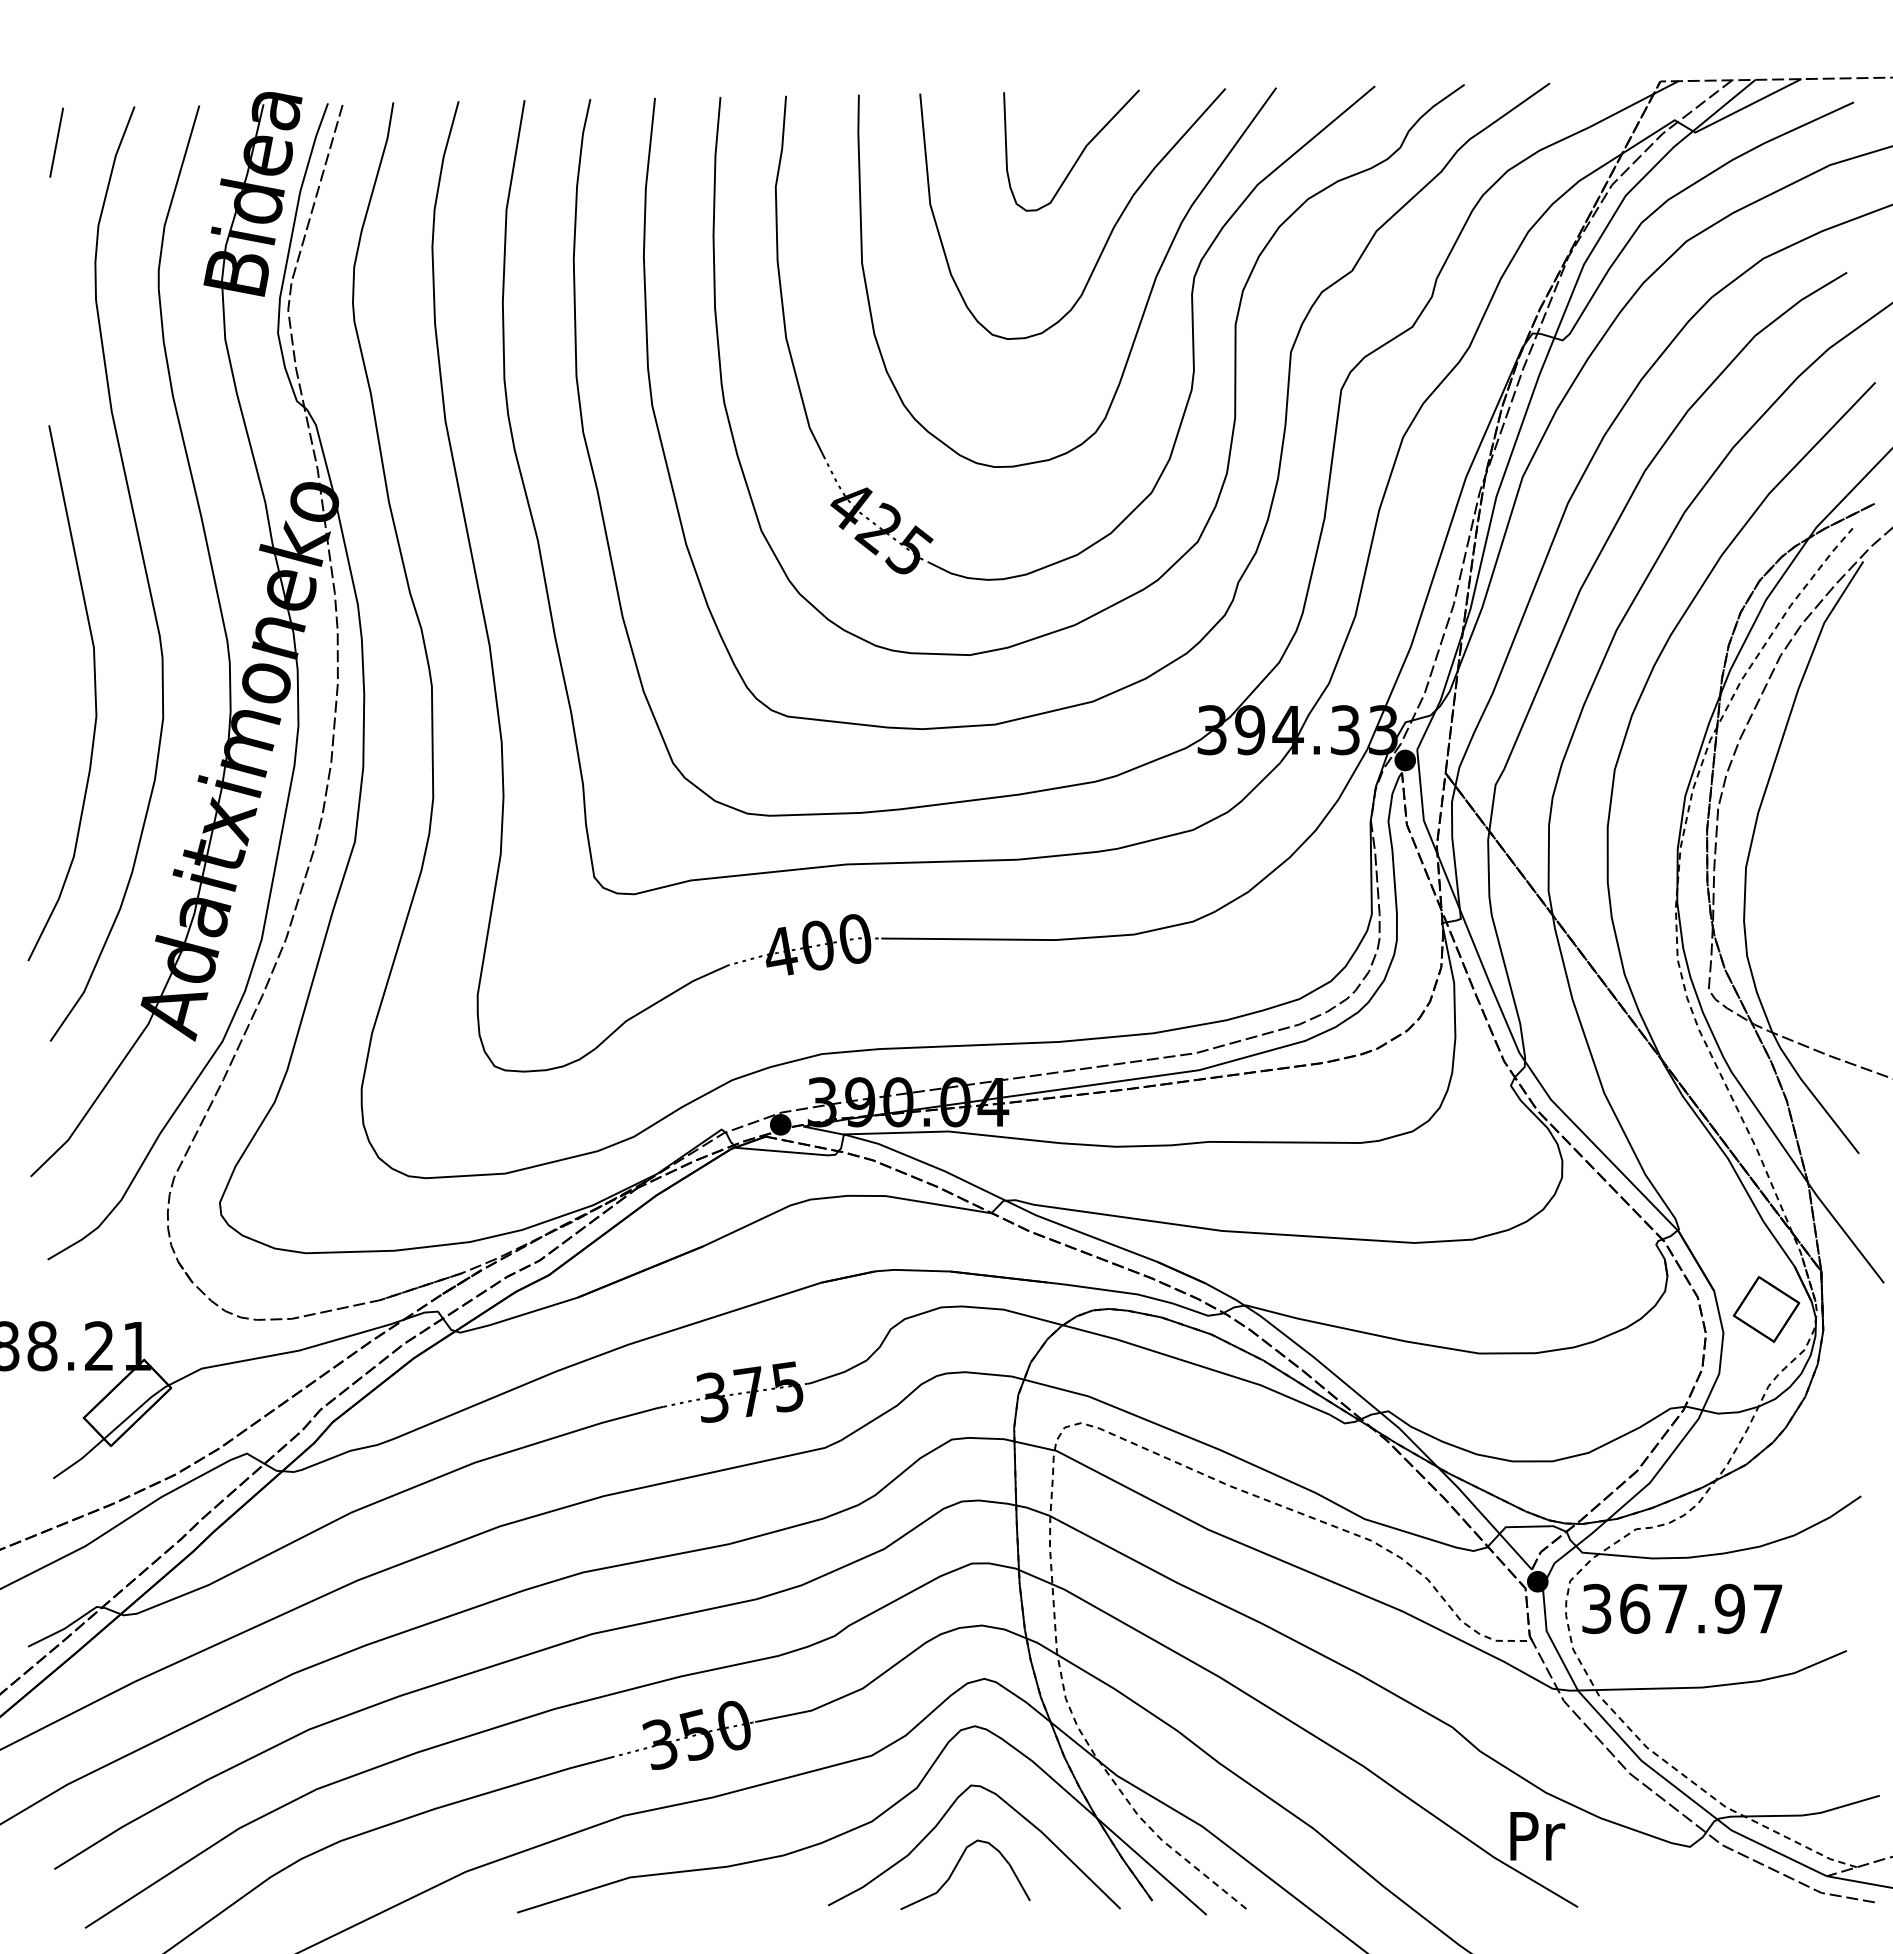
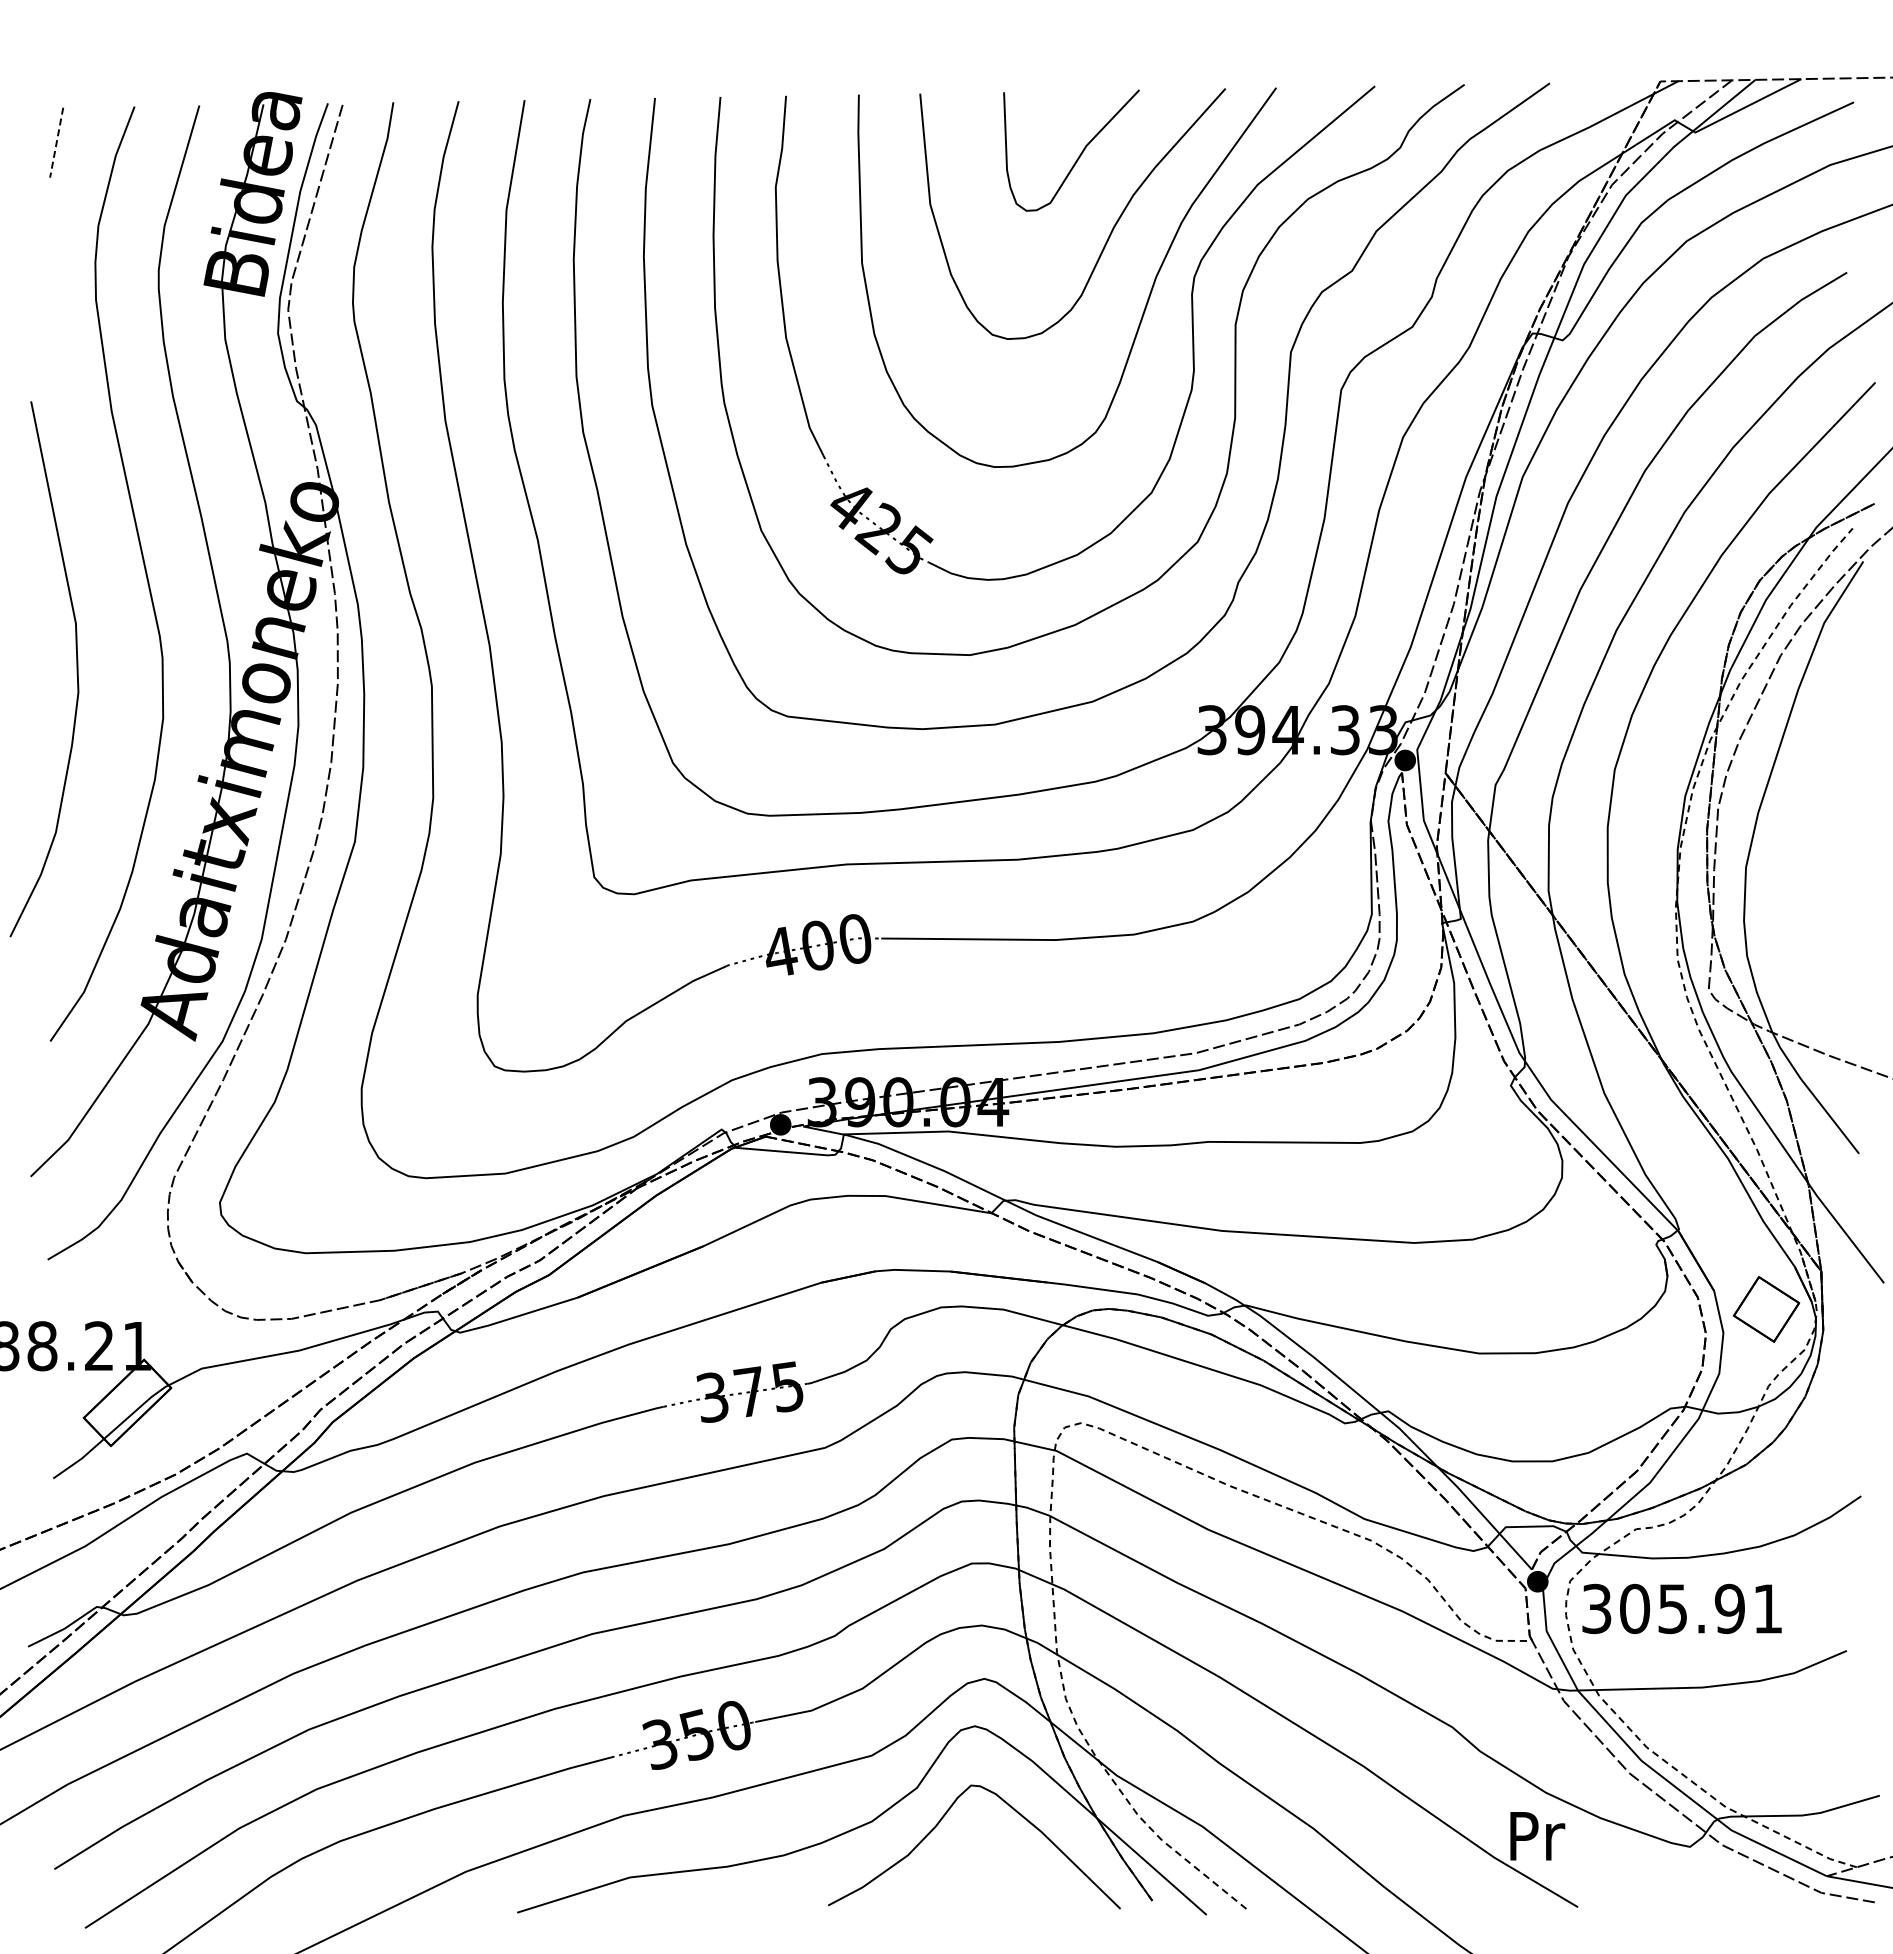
line: solid -> dashed (56, 142)
curve position: (94, 693) -> (76, 669) (76, 669)
text: 367.97 -> 305.91 (1701, 1608)
curve: present -> none (955, 1869)
